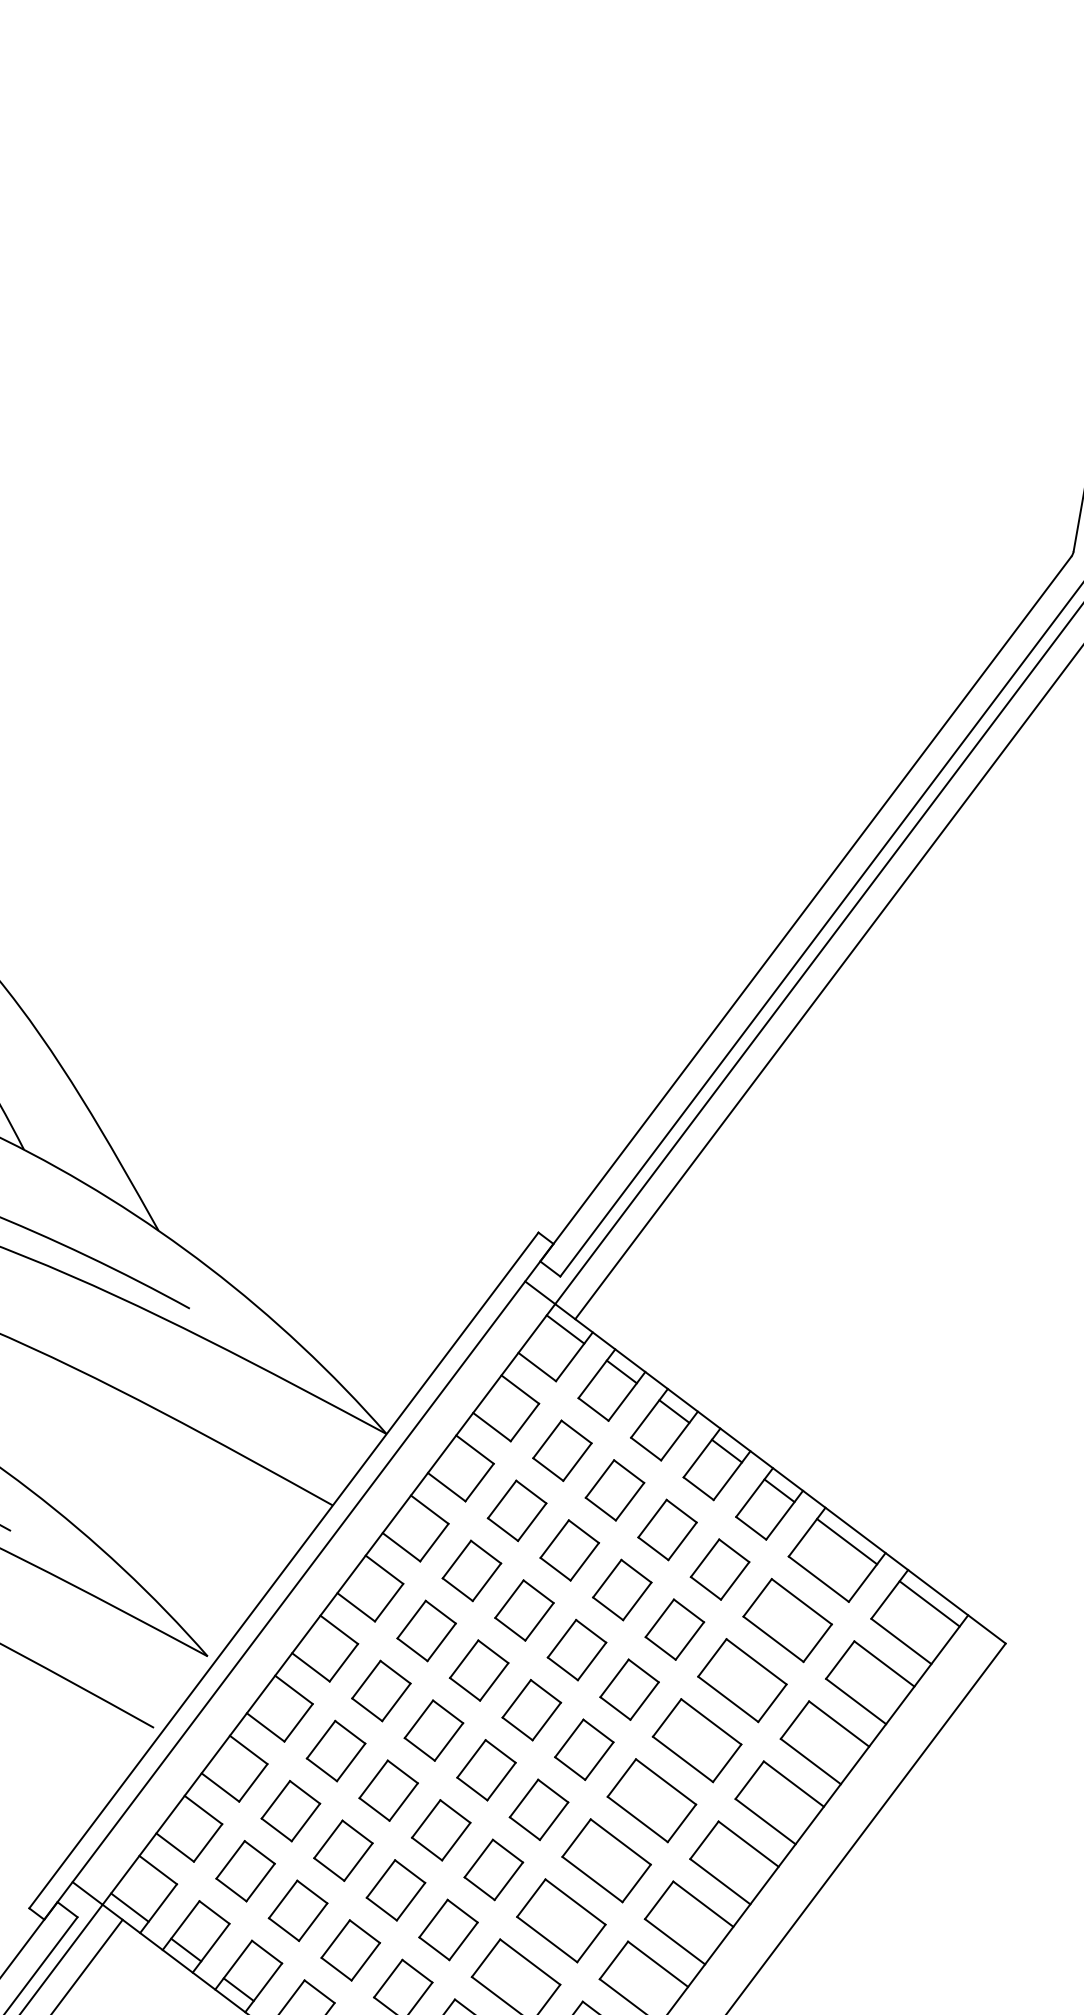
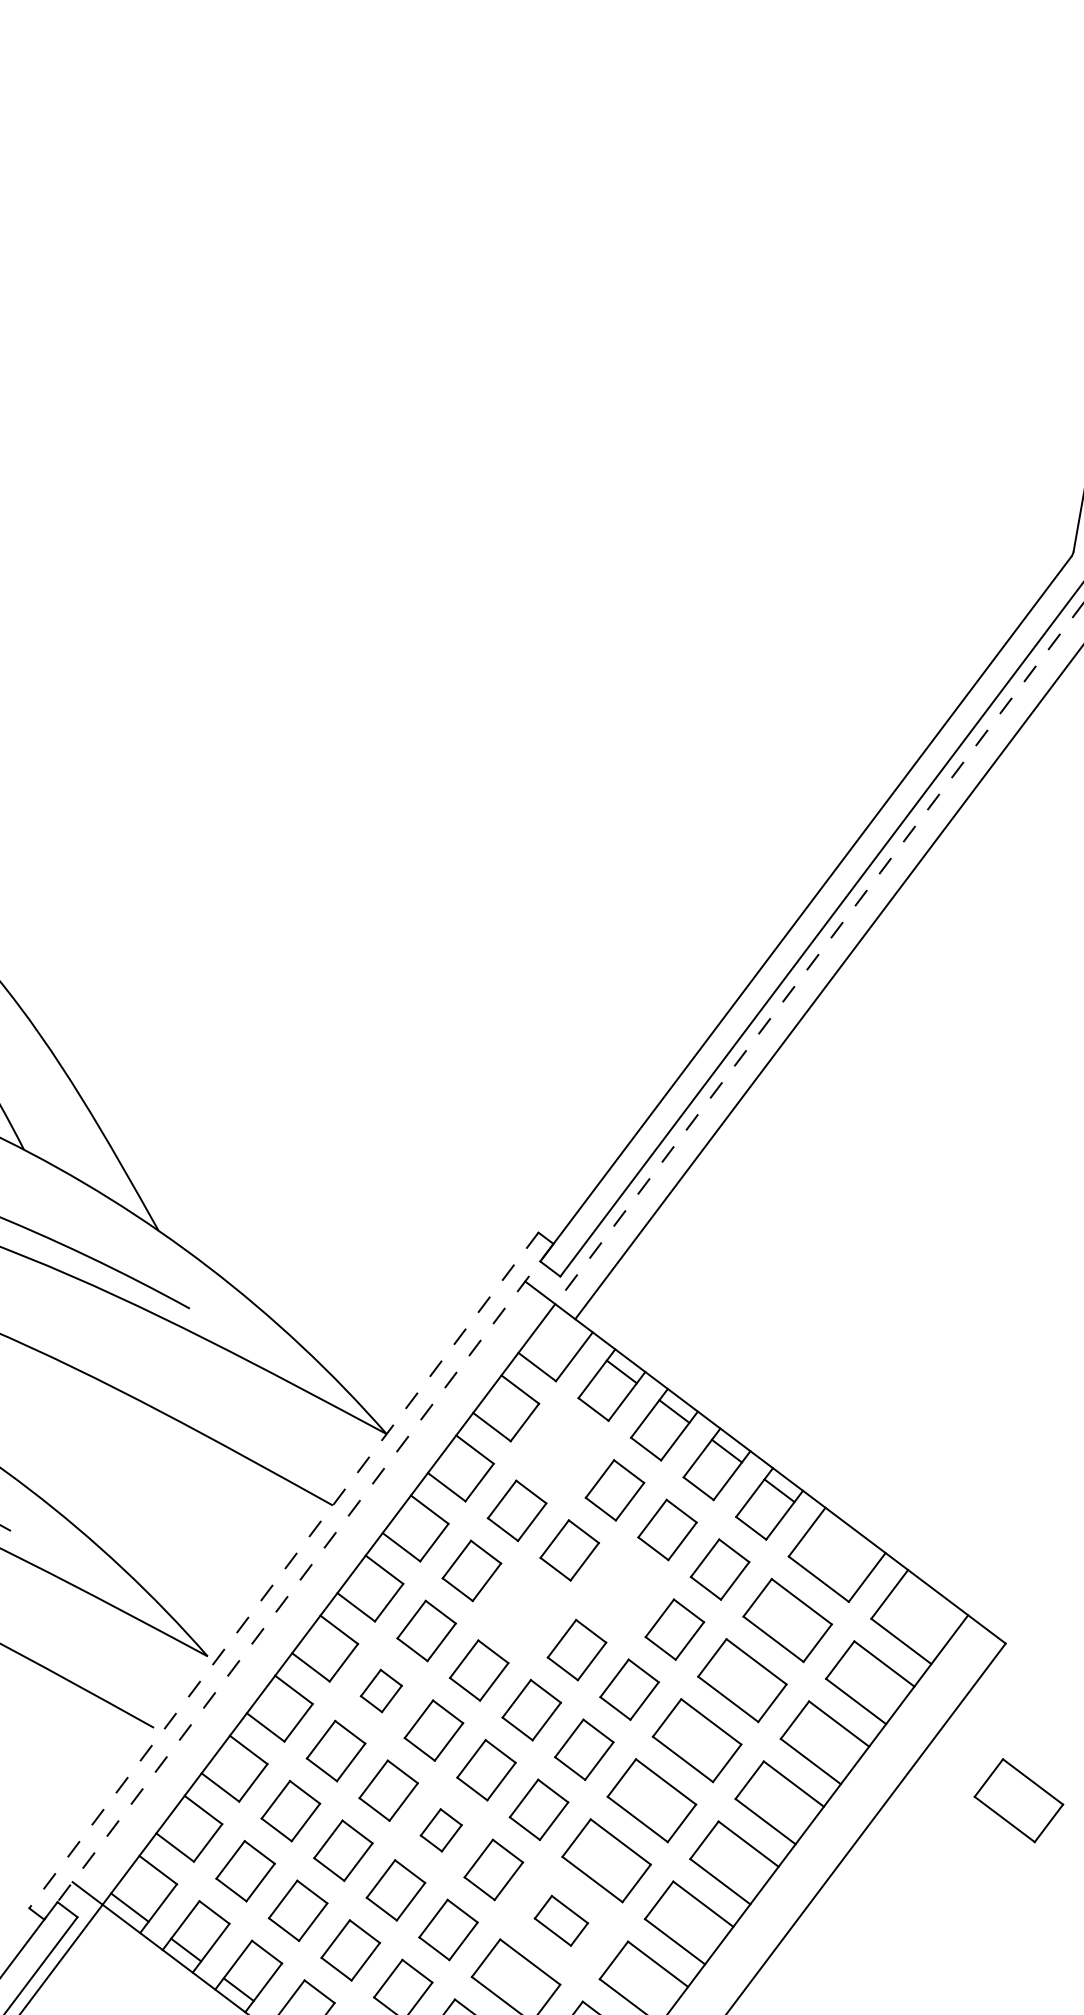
line: solid -> dashed (819, 953)
line: present -> none (565, 1329)
part: present -> none (562, 1450)
line: present -> none (847, 1541)
line: solid -> dashed (283, 1570)
line: solid -> dashed (298, 1582)
part: present -> none (622, 1589)
line: present -> none (929, 1603)
part: present -> none (524, 1610)
part size: 61x64 px -> 44x46 px (380, 1690)
part: none -> present (1018, 1800)
part size: 61x63 px -> 44x45 px (440, 1830)
part size: 91x86 px -> 57x53 px (561, 1920)
line: present -> none (87, 1965)
